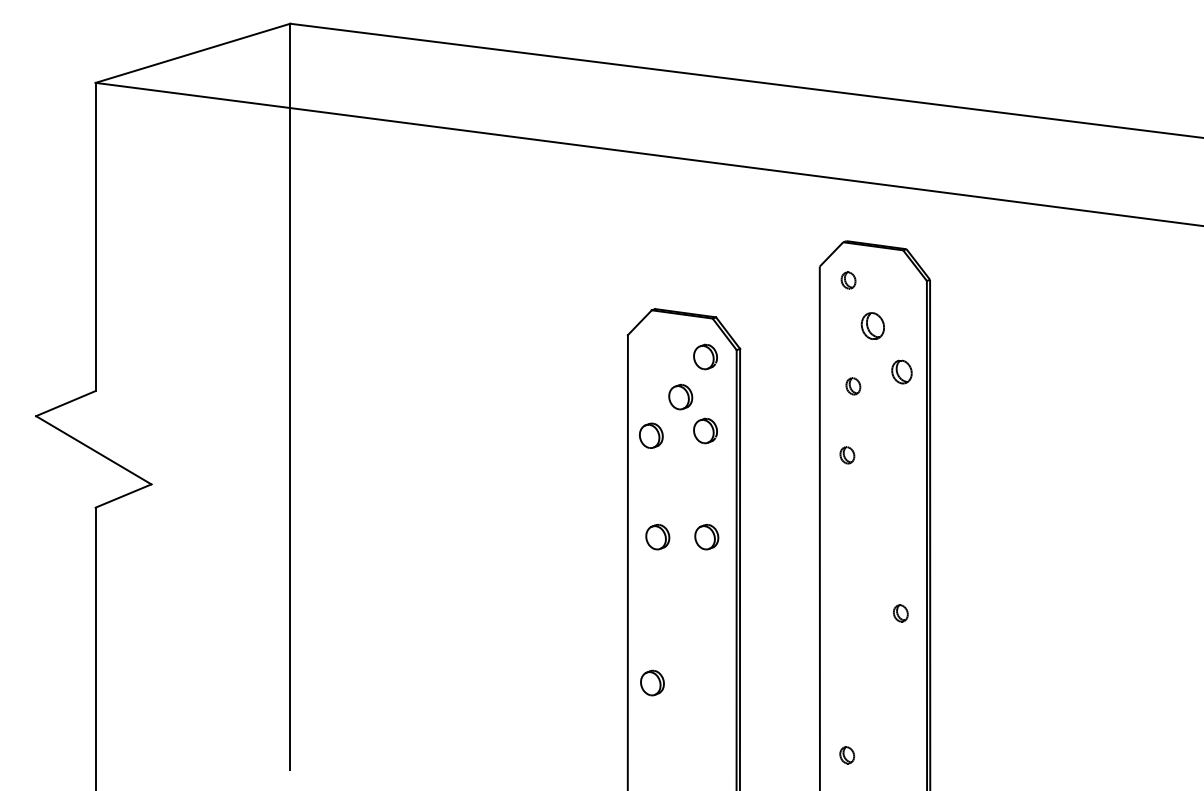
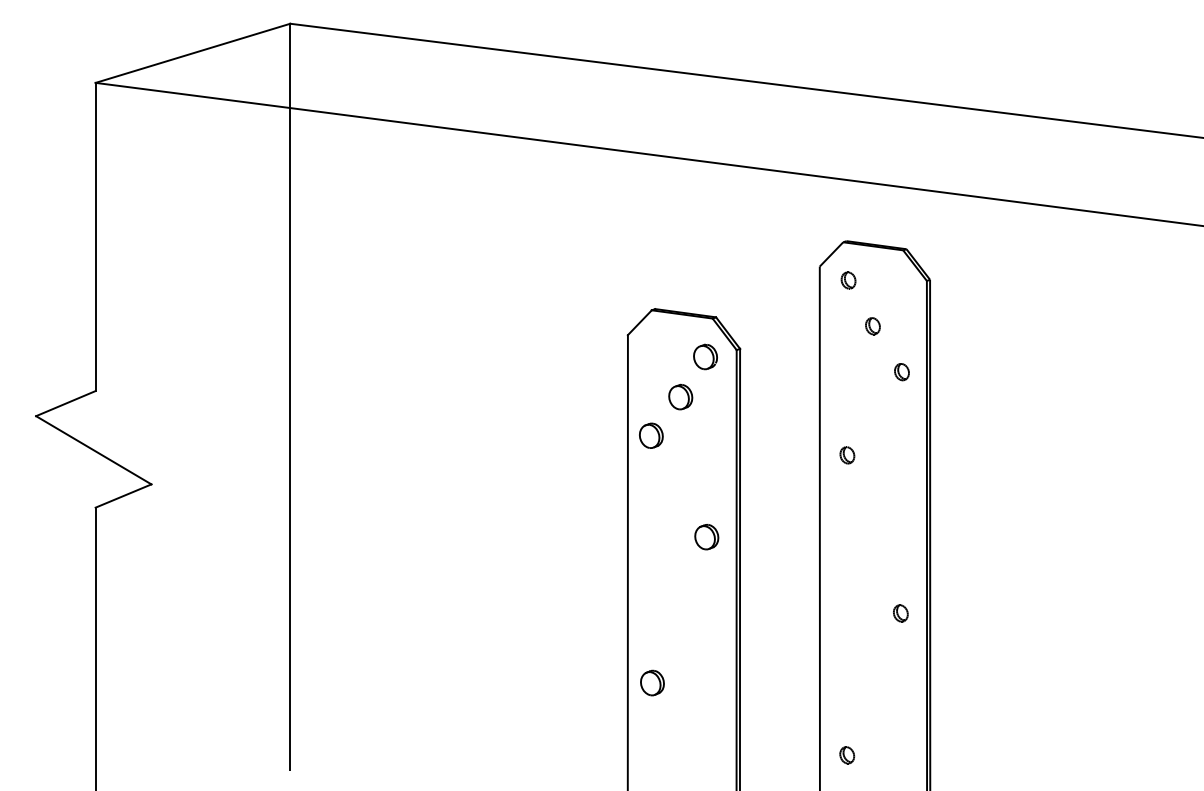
part size: 25x28 px -> 16x19 px (872, 326)
part size: 22x26 px -> 16x19 px (901, 372)
part: present -> none (853, 386)
part: present -> none (705, 430)
part: present -> none (657, 537)
